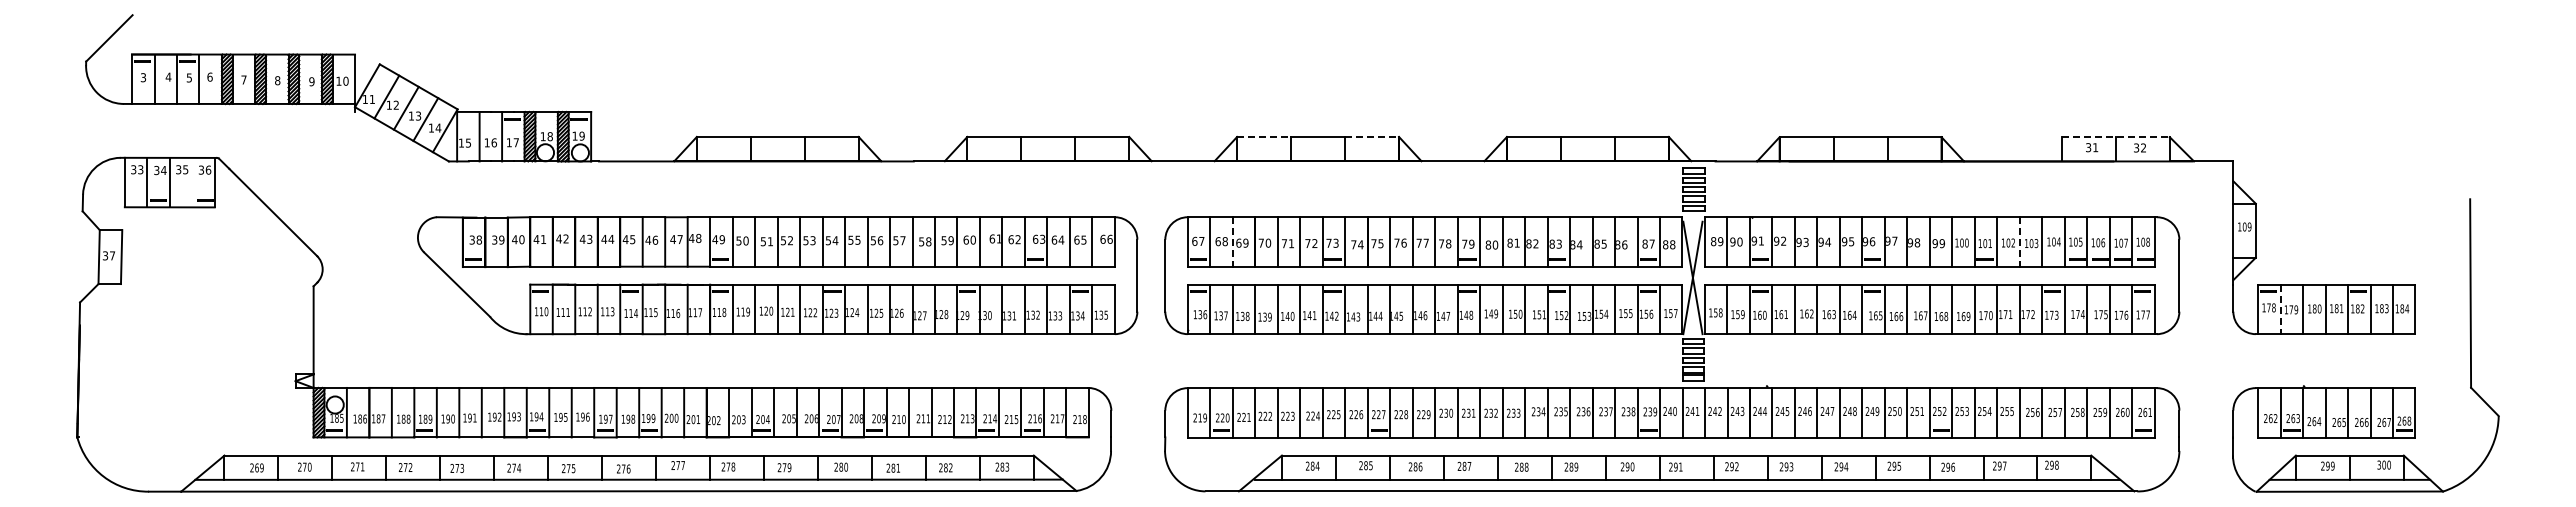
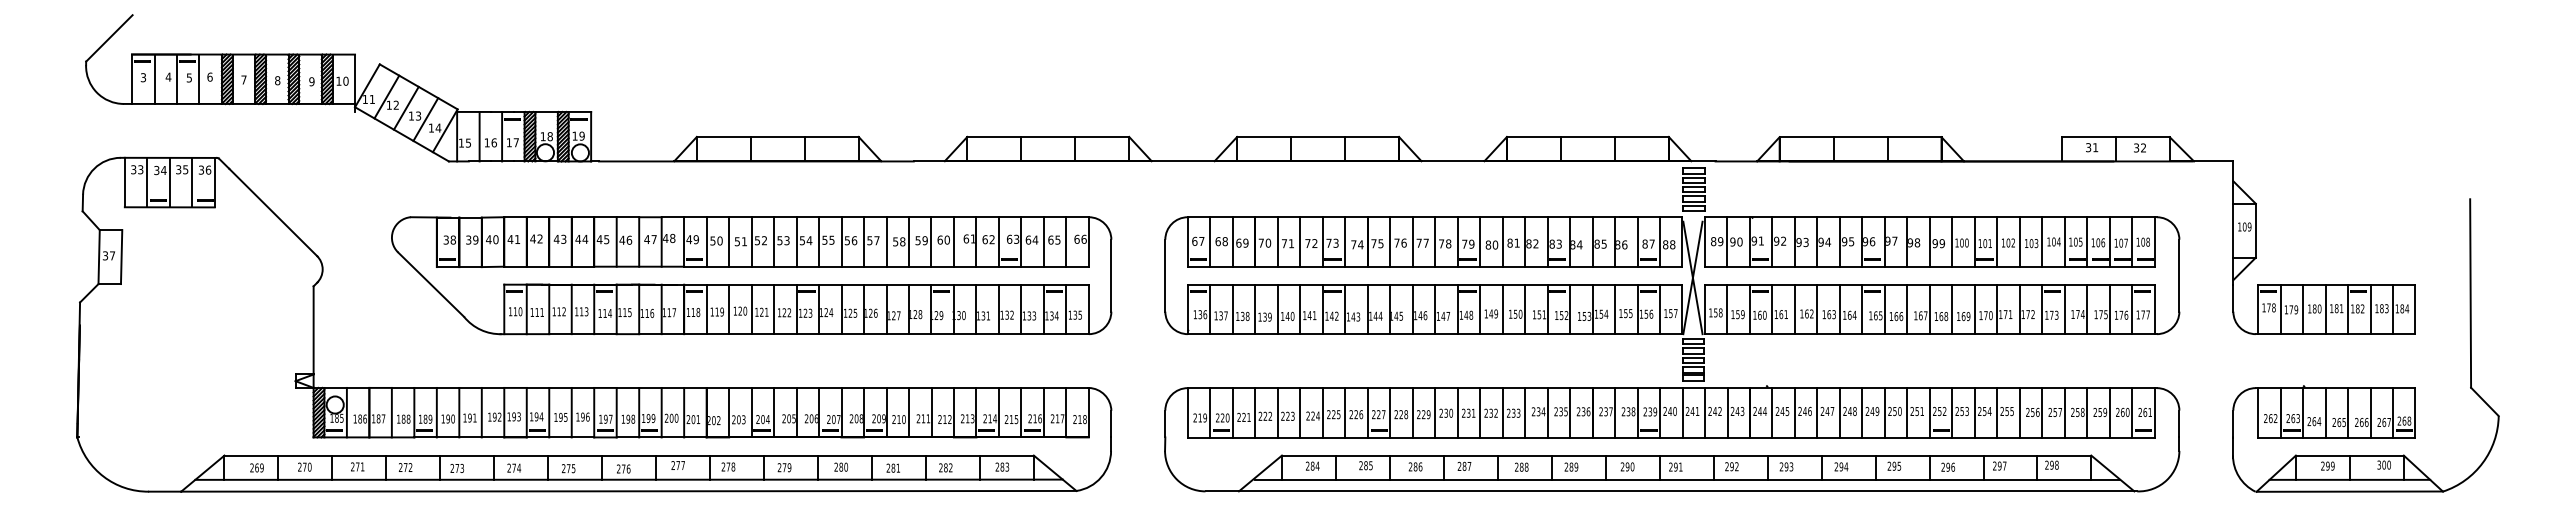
line: dashed -> solid (1264, 136)
line: dashed -> solid (1372, 136)
line: dashed -> solid (2115, 137)
line: none -> present (192, 182)
line: dashed -> solid (1232, 241)
line: dashed -> solid (2019, 241)
part position: (777, 275) -> (751, 275) (751, 275)
line: dashed -> solid (2280, 309)
